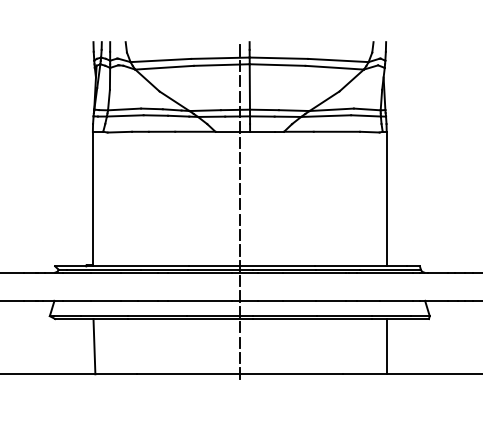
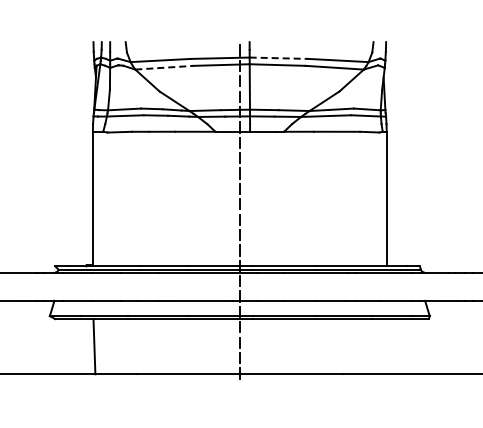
line: solid -> dashed (279, 58)
line: solid -> dashed (165, 67)
line: present -> none (386, 346)
